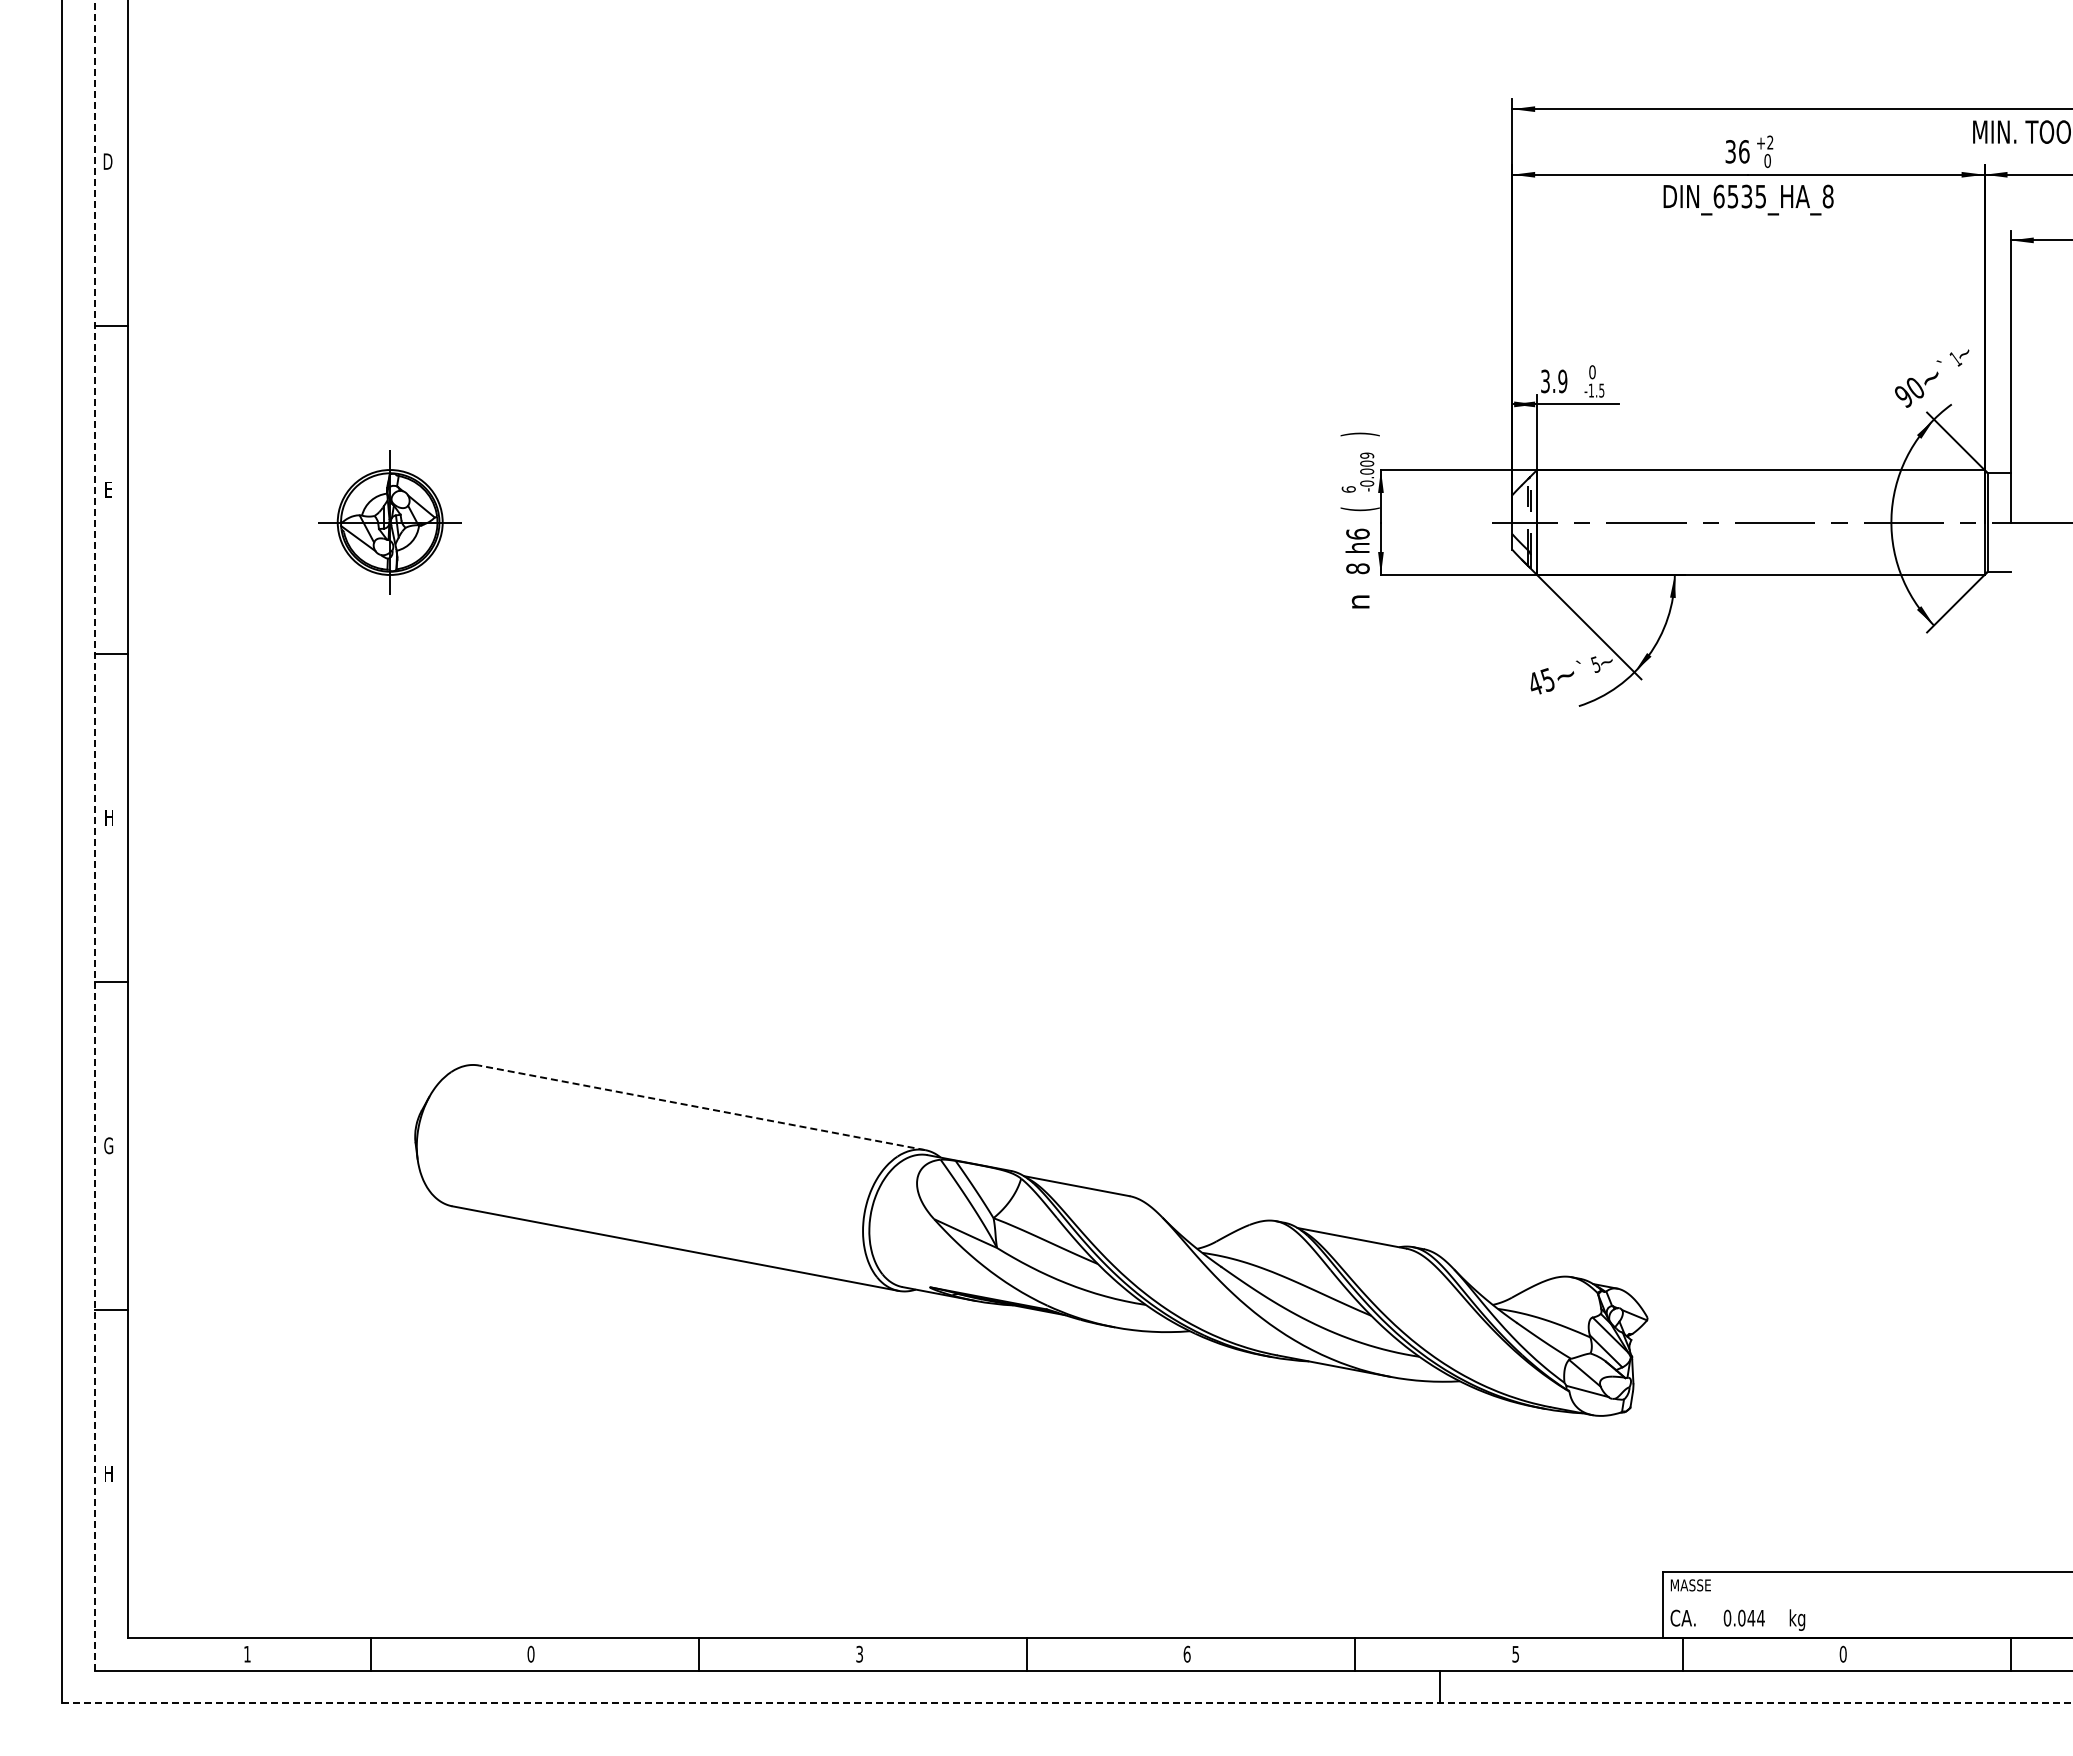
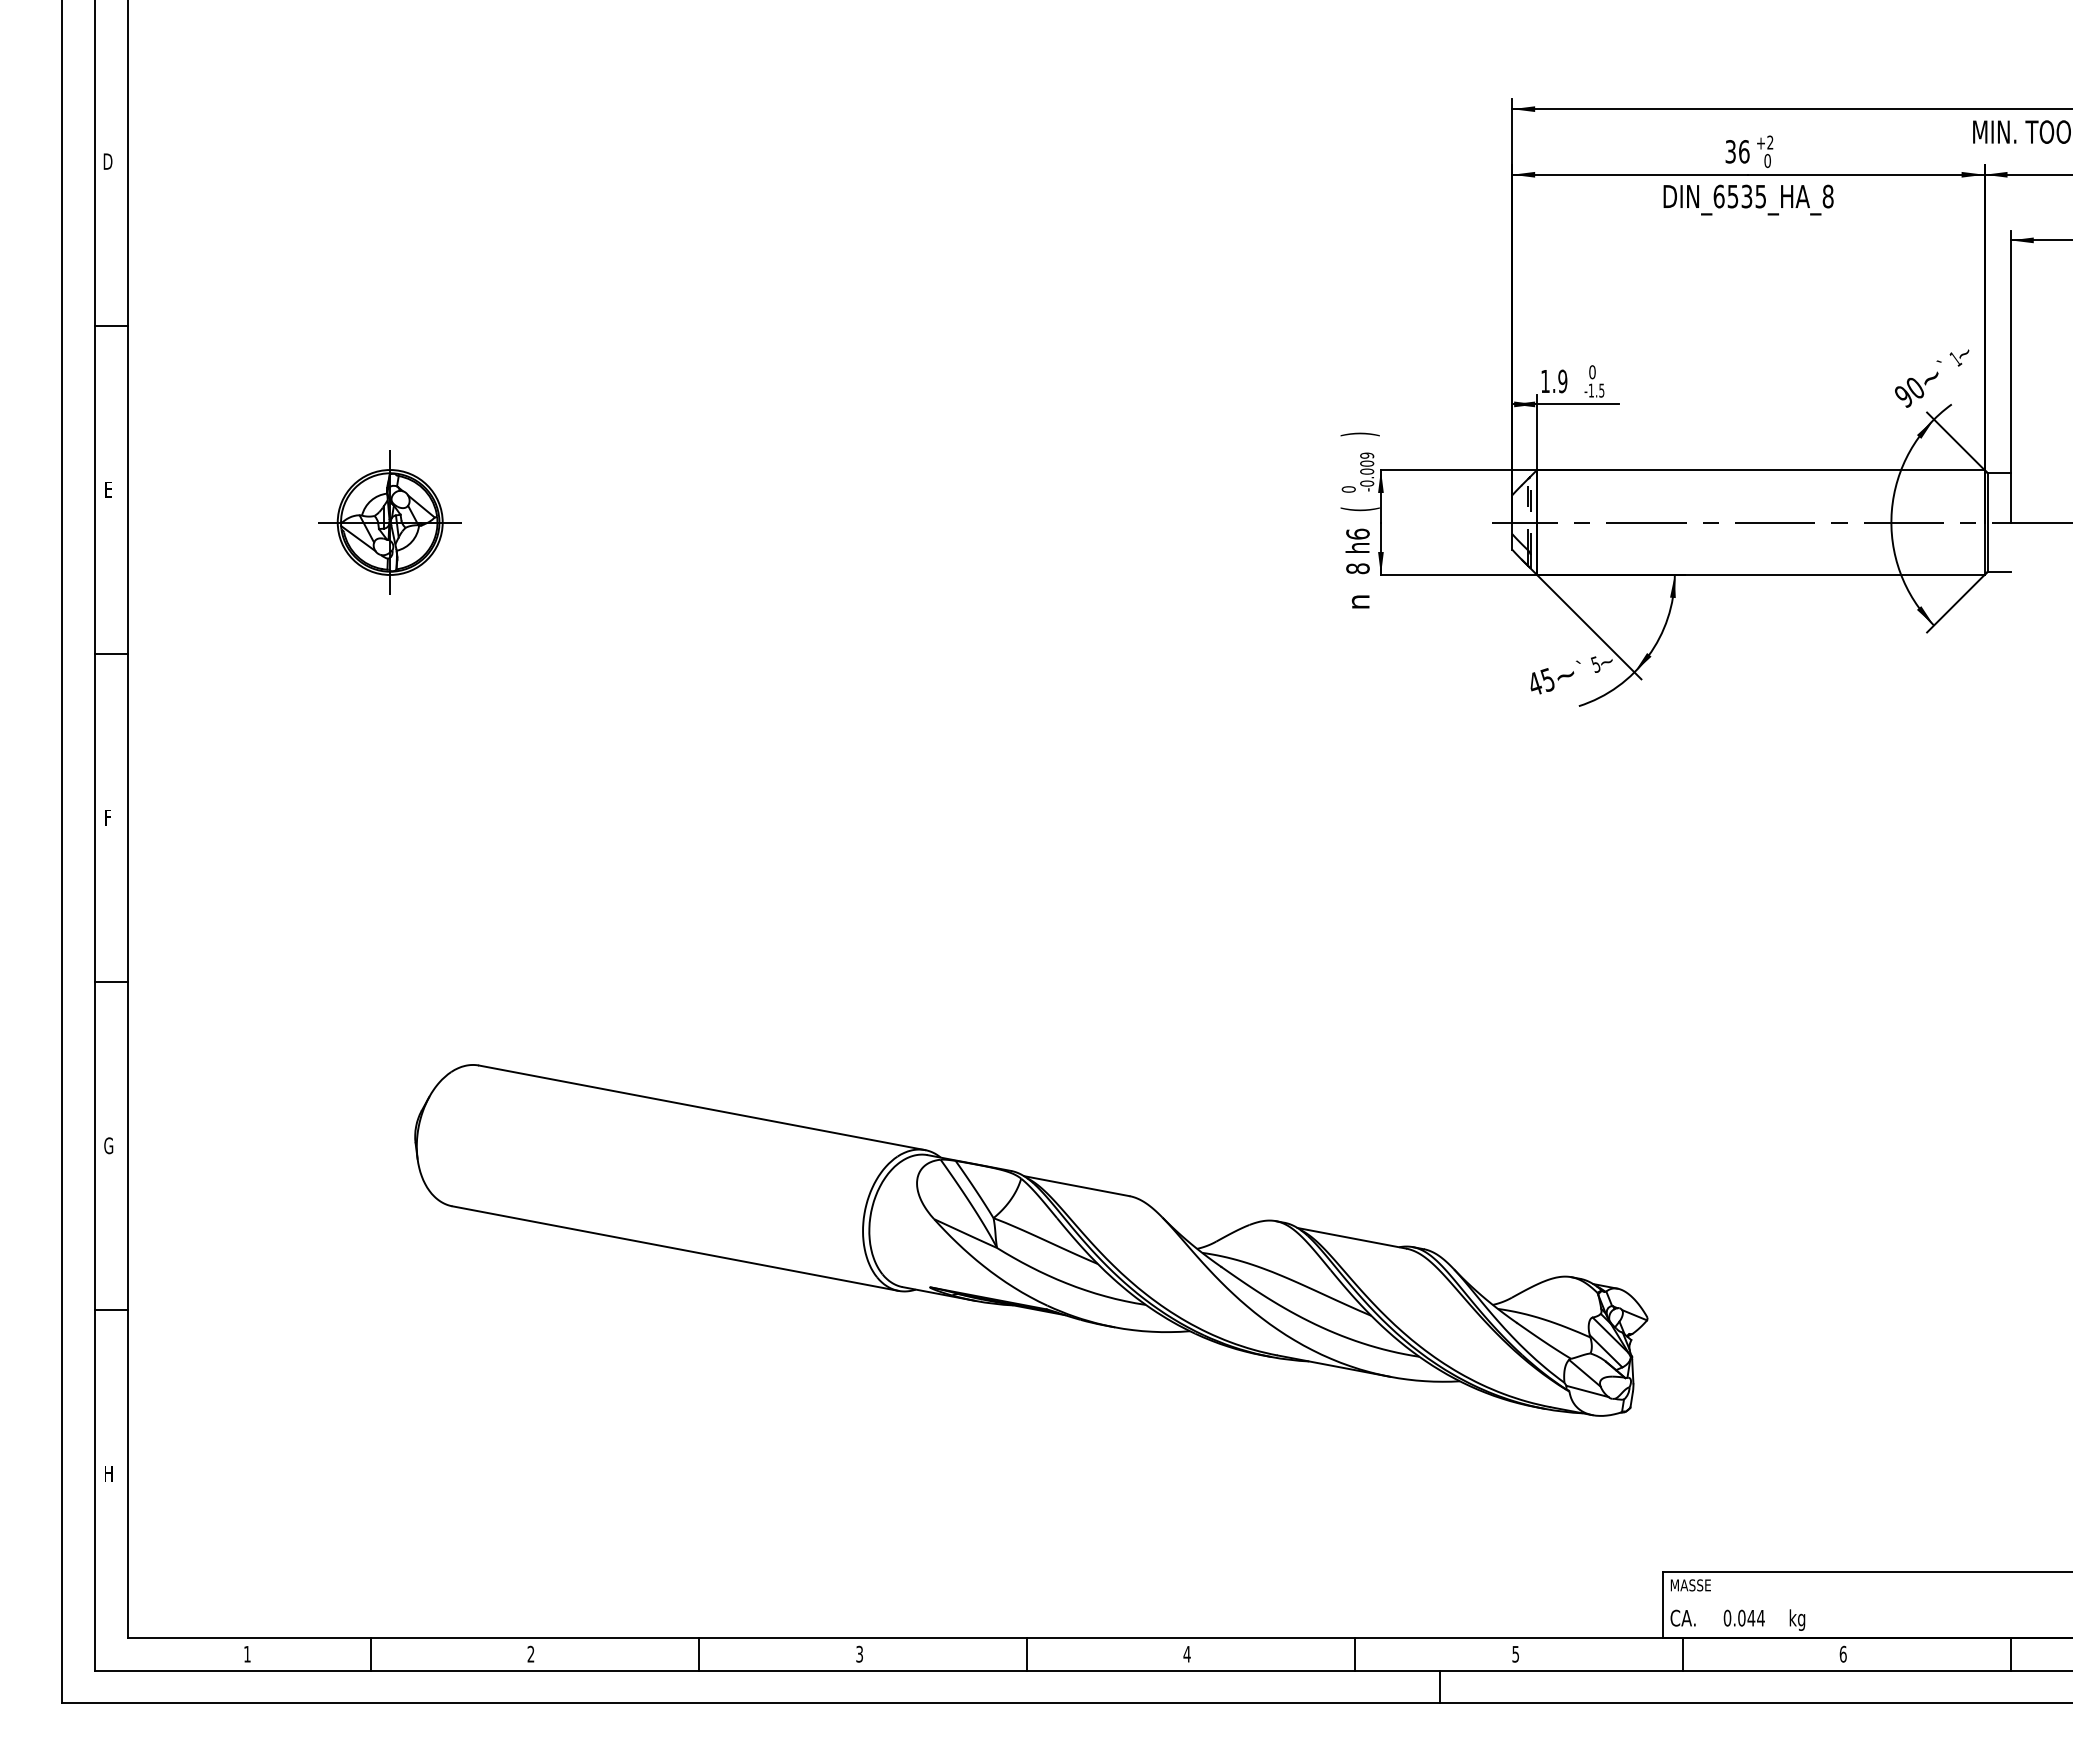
text: 3.9 -> 1.9 (1545, 381)
text: 6 -> 0 (1348, 489)
text: H -> F (109, 817)
line: dashed -> solid (94, 834)
line: dashed -> solid (701, 1107)
text: 6 -> 4 (1186, 1653)
text: 0 -> 6 (1843, 1653)
text: 0 -> 2 (530, 1654)
line: dashed -> solid (1067, 1703)
